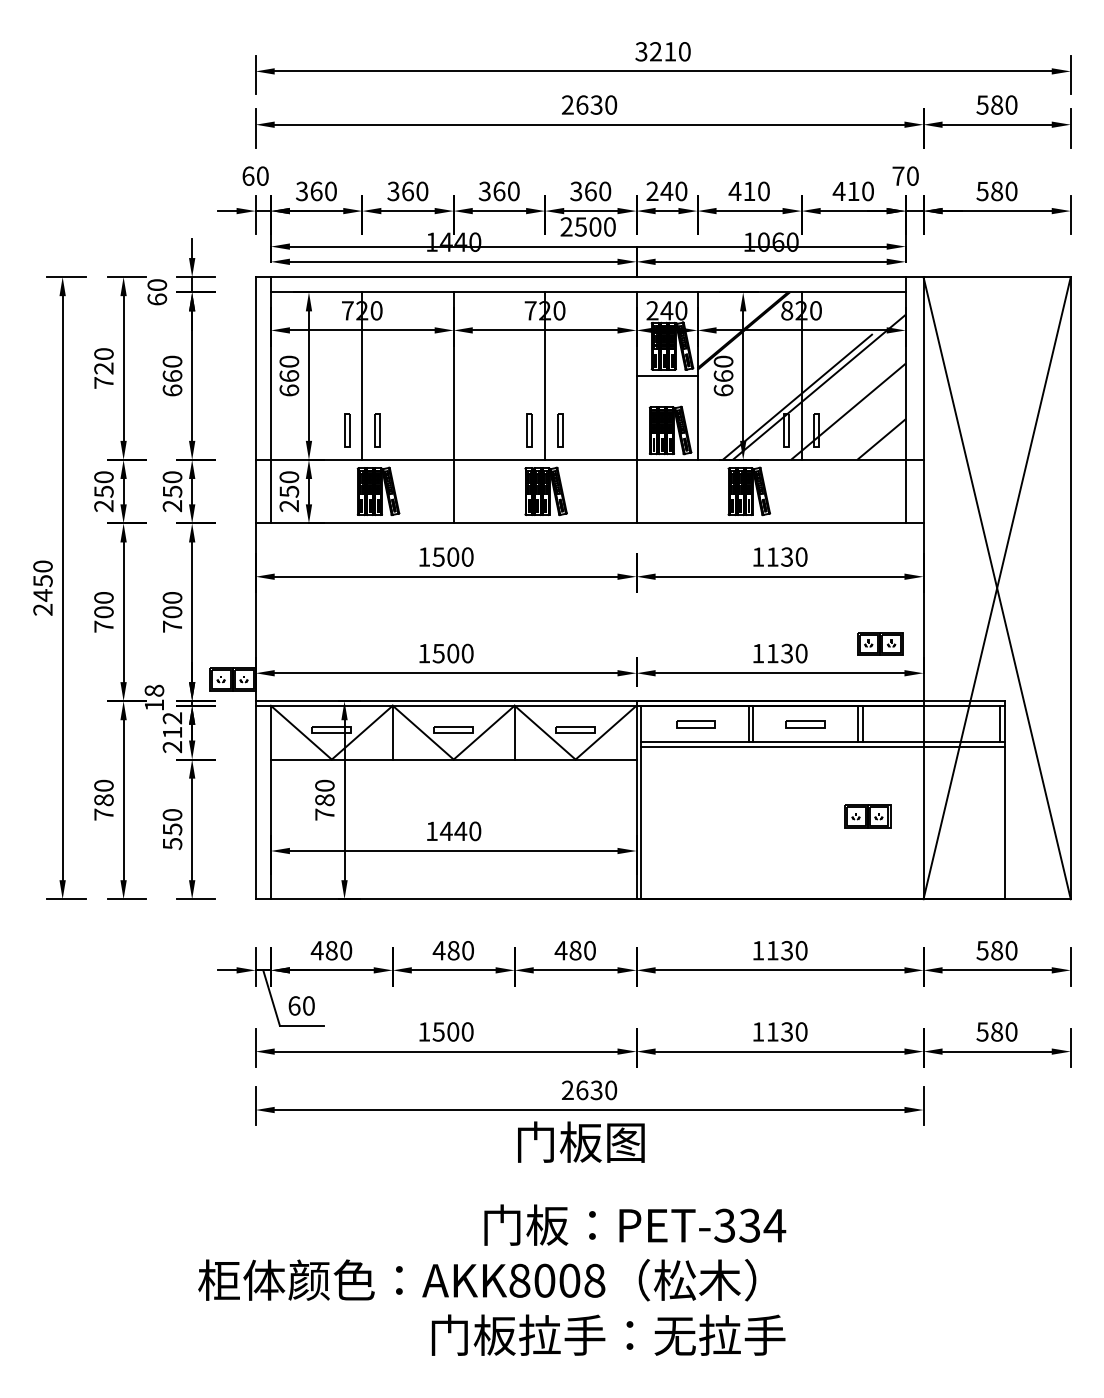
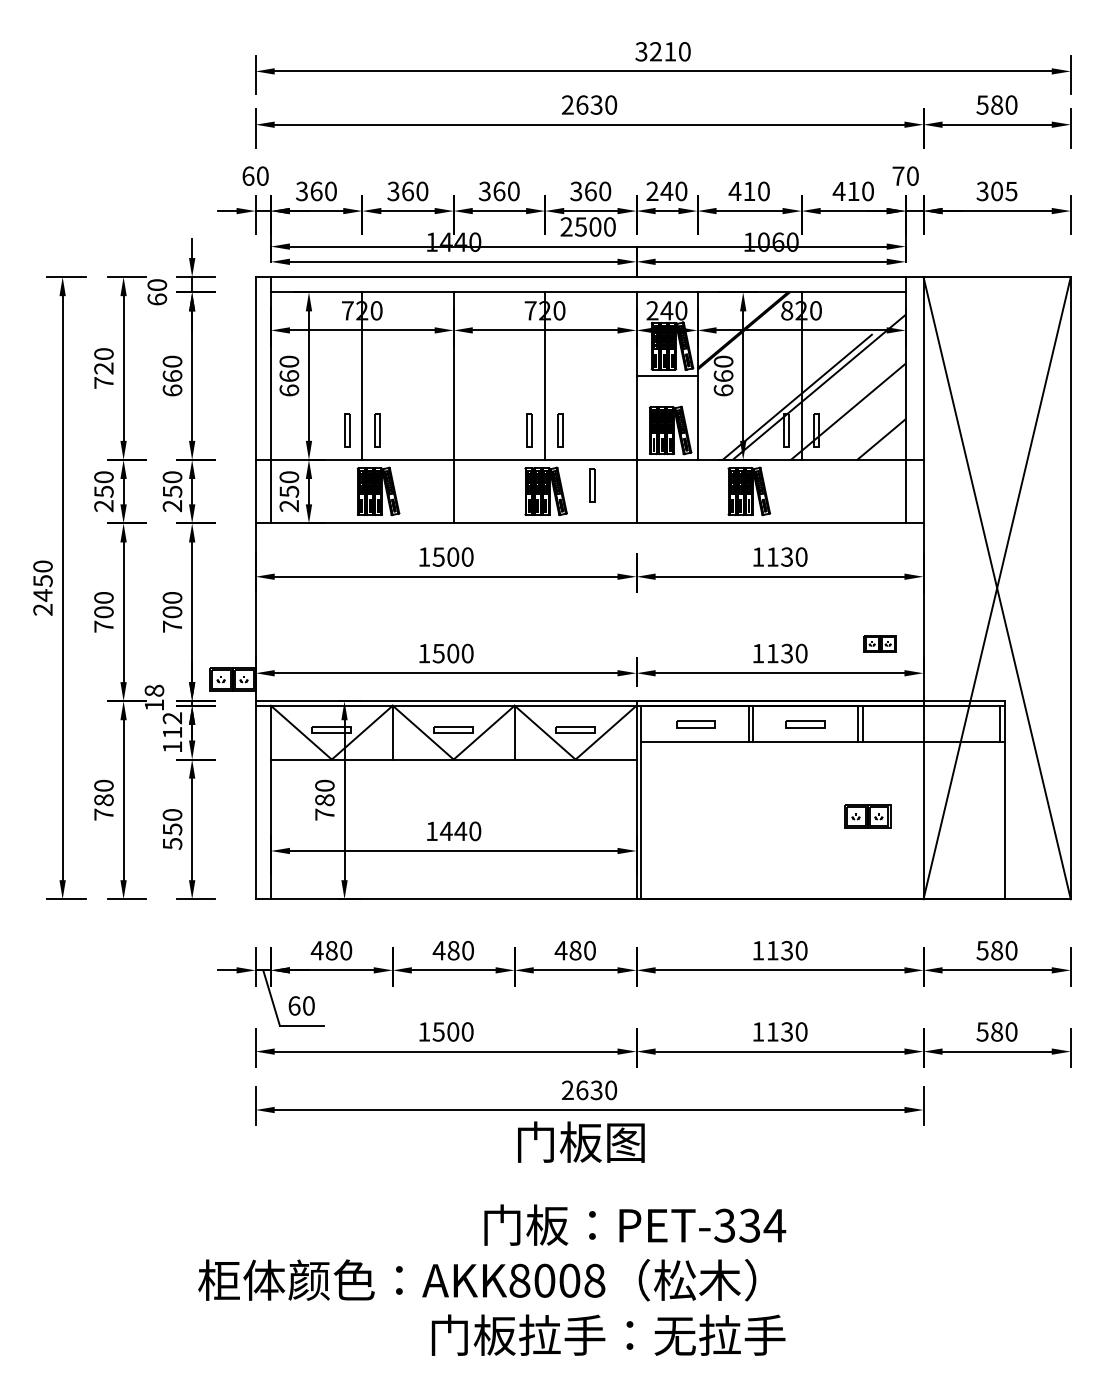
text: 580 -> 305 (997, 191)
part: none -> present (592, 485)
part size: 47x24 px -> 34x18 px (879, 643)
line: present -> none (822, 746)
text: 212 -> 112 (171, 747)
